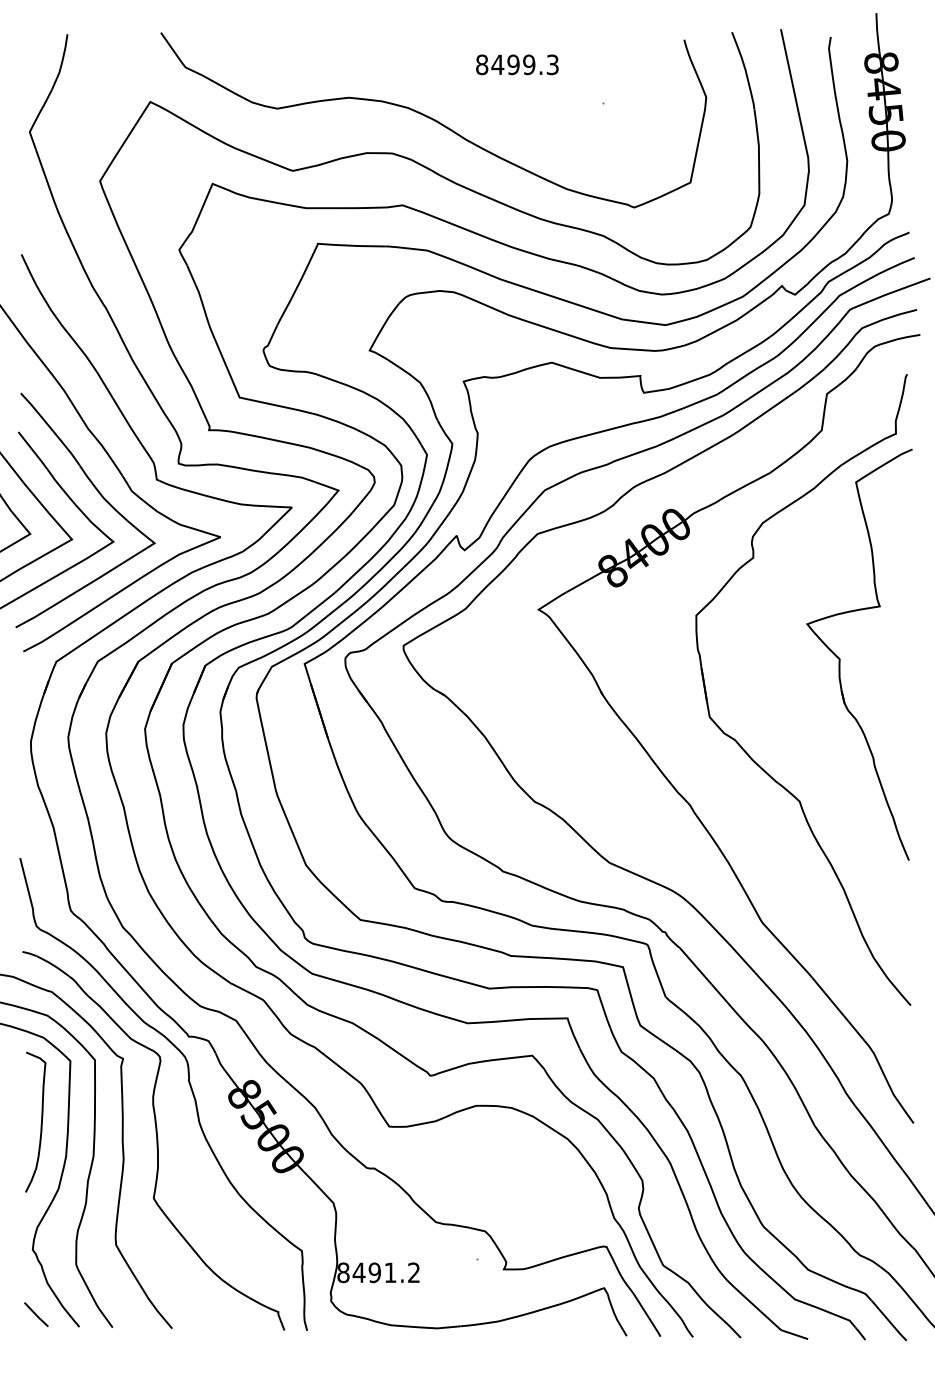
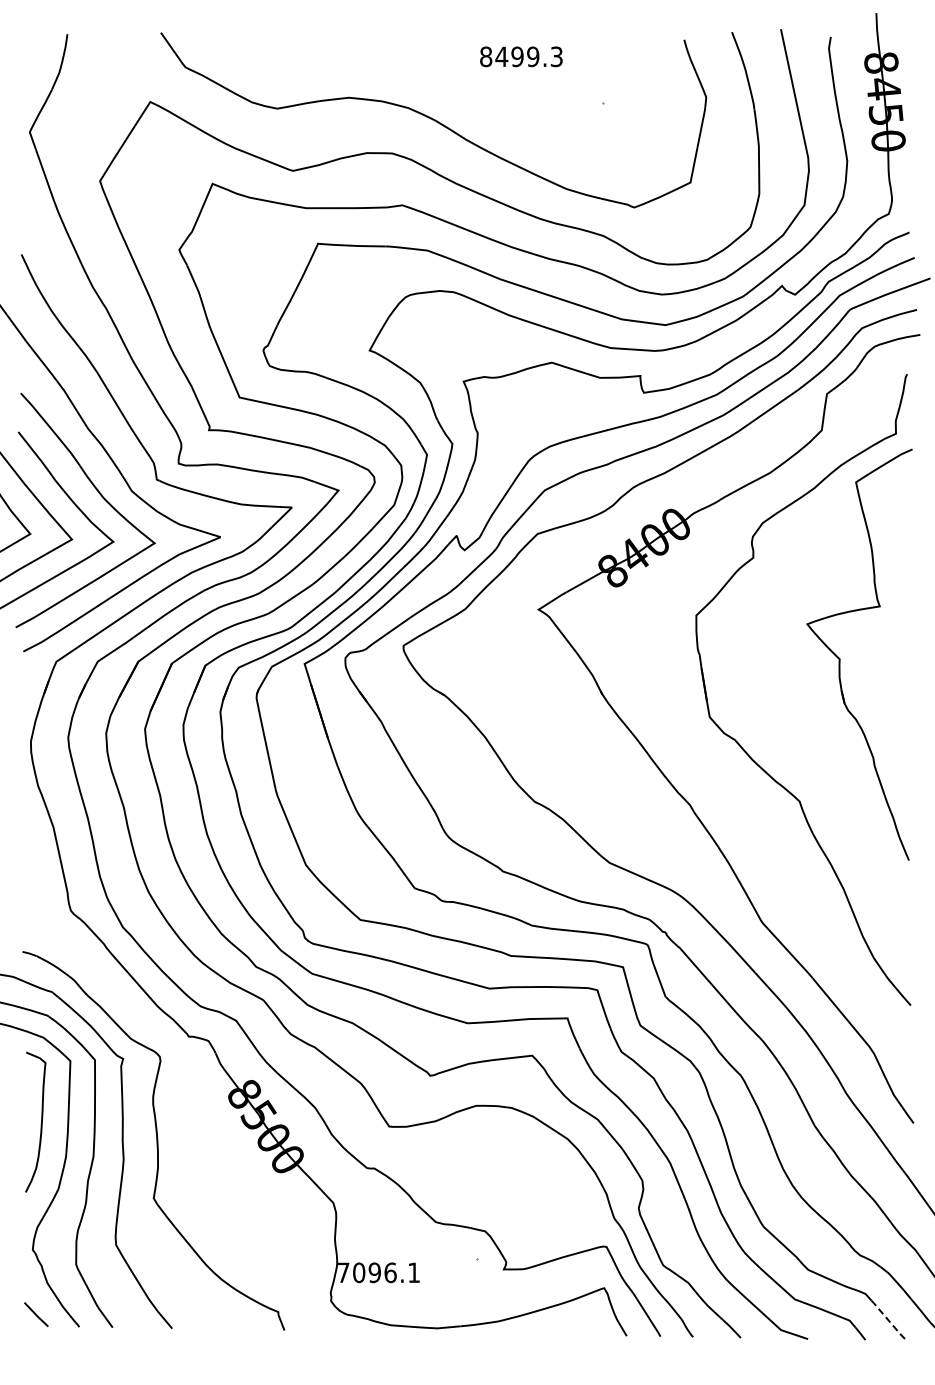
text position: (517, 64) -> (521, 56) (521, 56)
curve: present -> none (189, 1086)
text: 8491.2 -> 7096.1 (378, 1272)
line: solid -> dashed (889, 1320)
